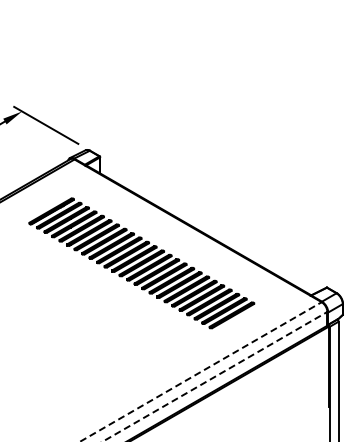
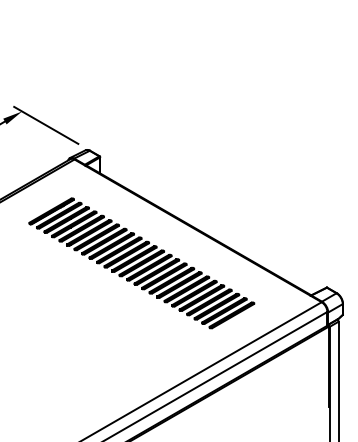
line: dashed -> solid (201, 371)
line: dashed -> solid (214, 376)
